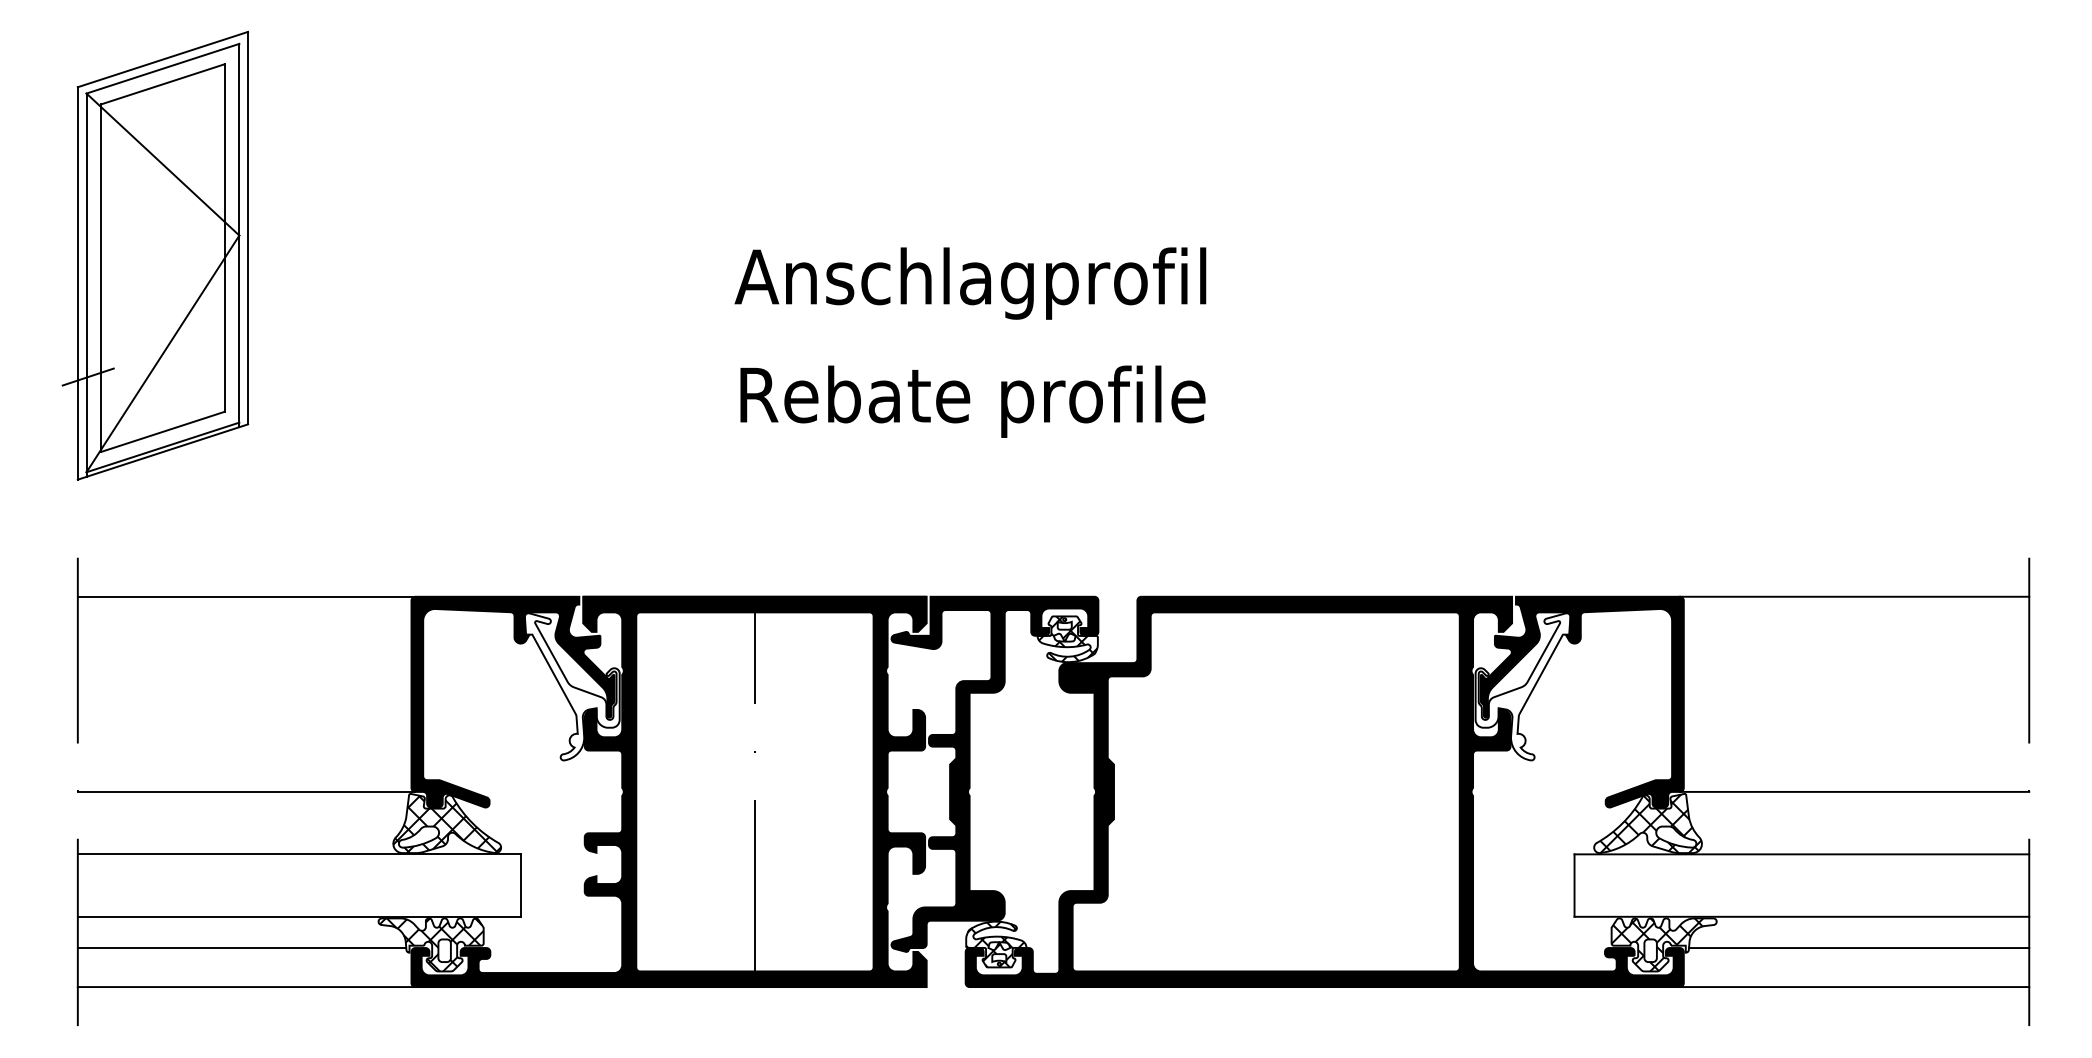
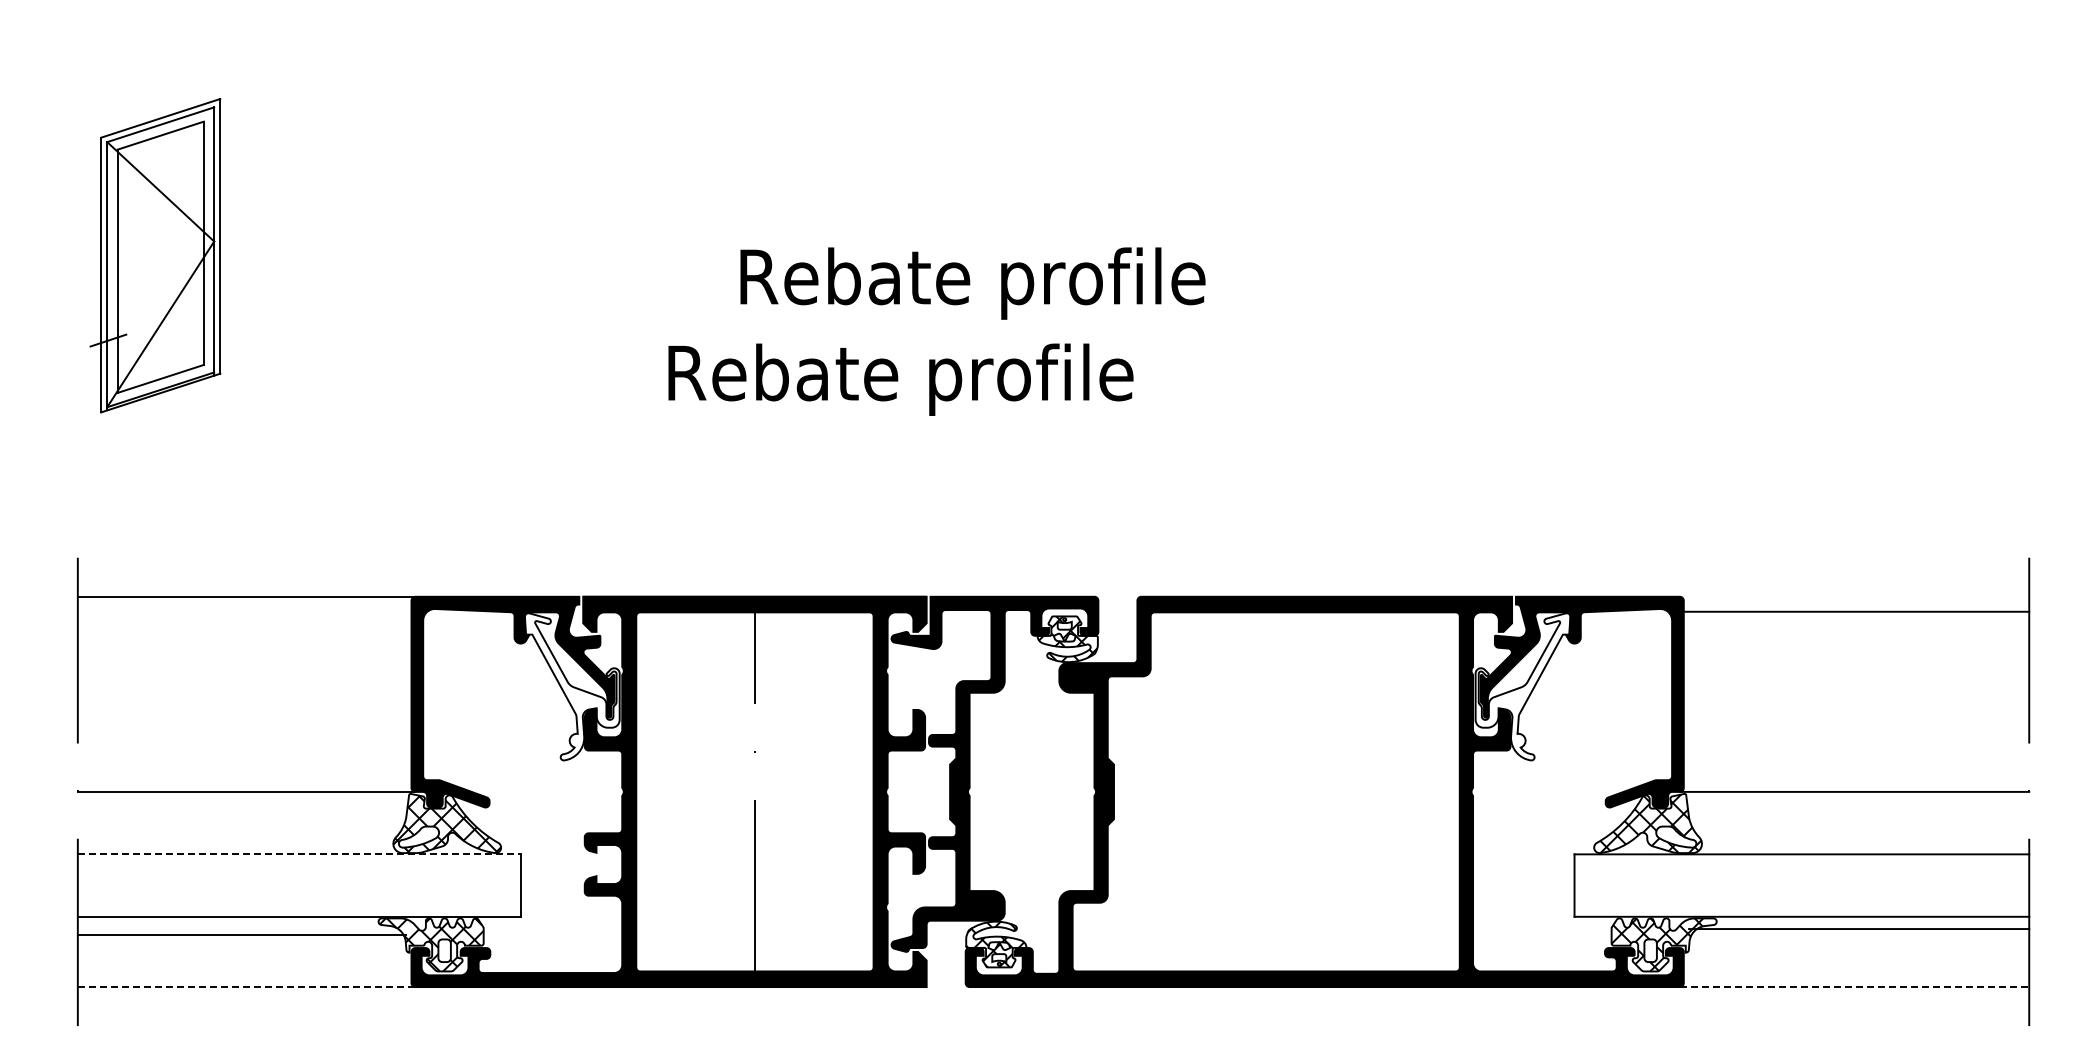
part size: 189x451 px -> 133x316 px (155, 255)
text: Anschlagprofil -> Rebate profile (970, 283)
text position: (972, 401) -> (900, 379) (900, 379)
line position: (1854, 596) -> (1854, 611) (1854, 611)
line: solid -> dashed (299, 854)
line position: (241, 948) -> (241, 935) (241, 935)
line position: (1859, 948) -> (1859, 929) (1859, 929)
line: solid -> dashed (246, 987)
line: solid -> dashed (1854, 987)
